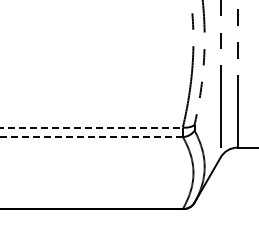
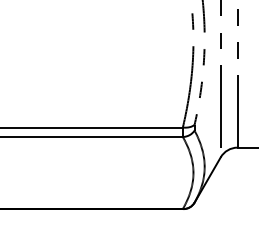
line: dashed -> solid (91, 127)
line: dashed -> solid (91, 137)
